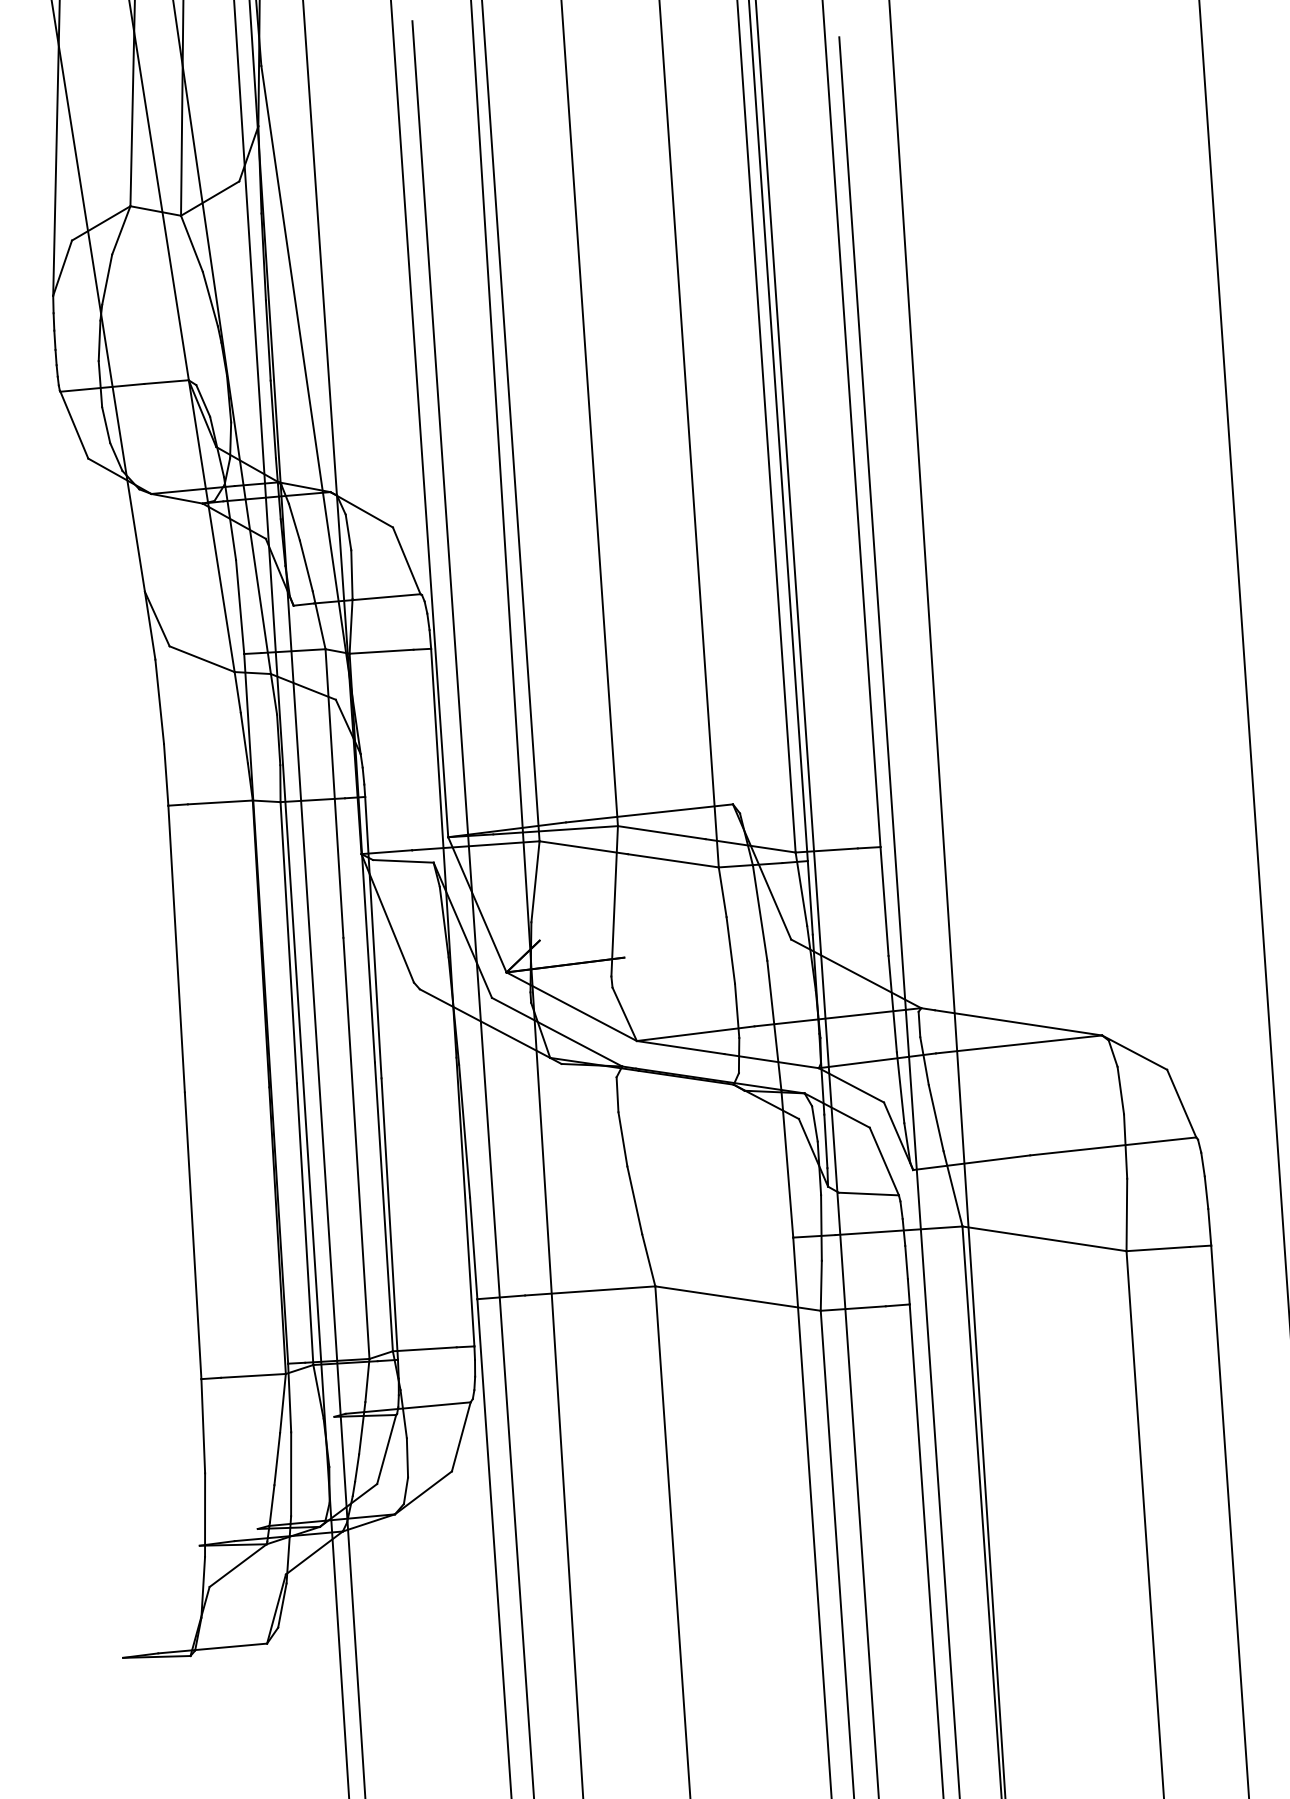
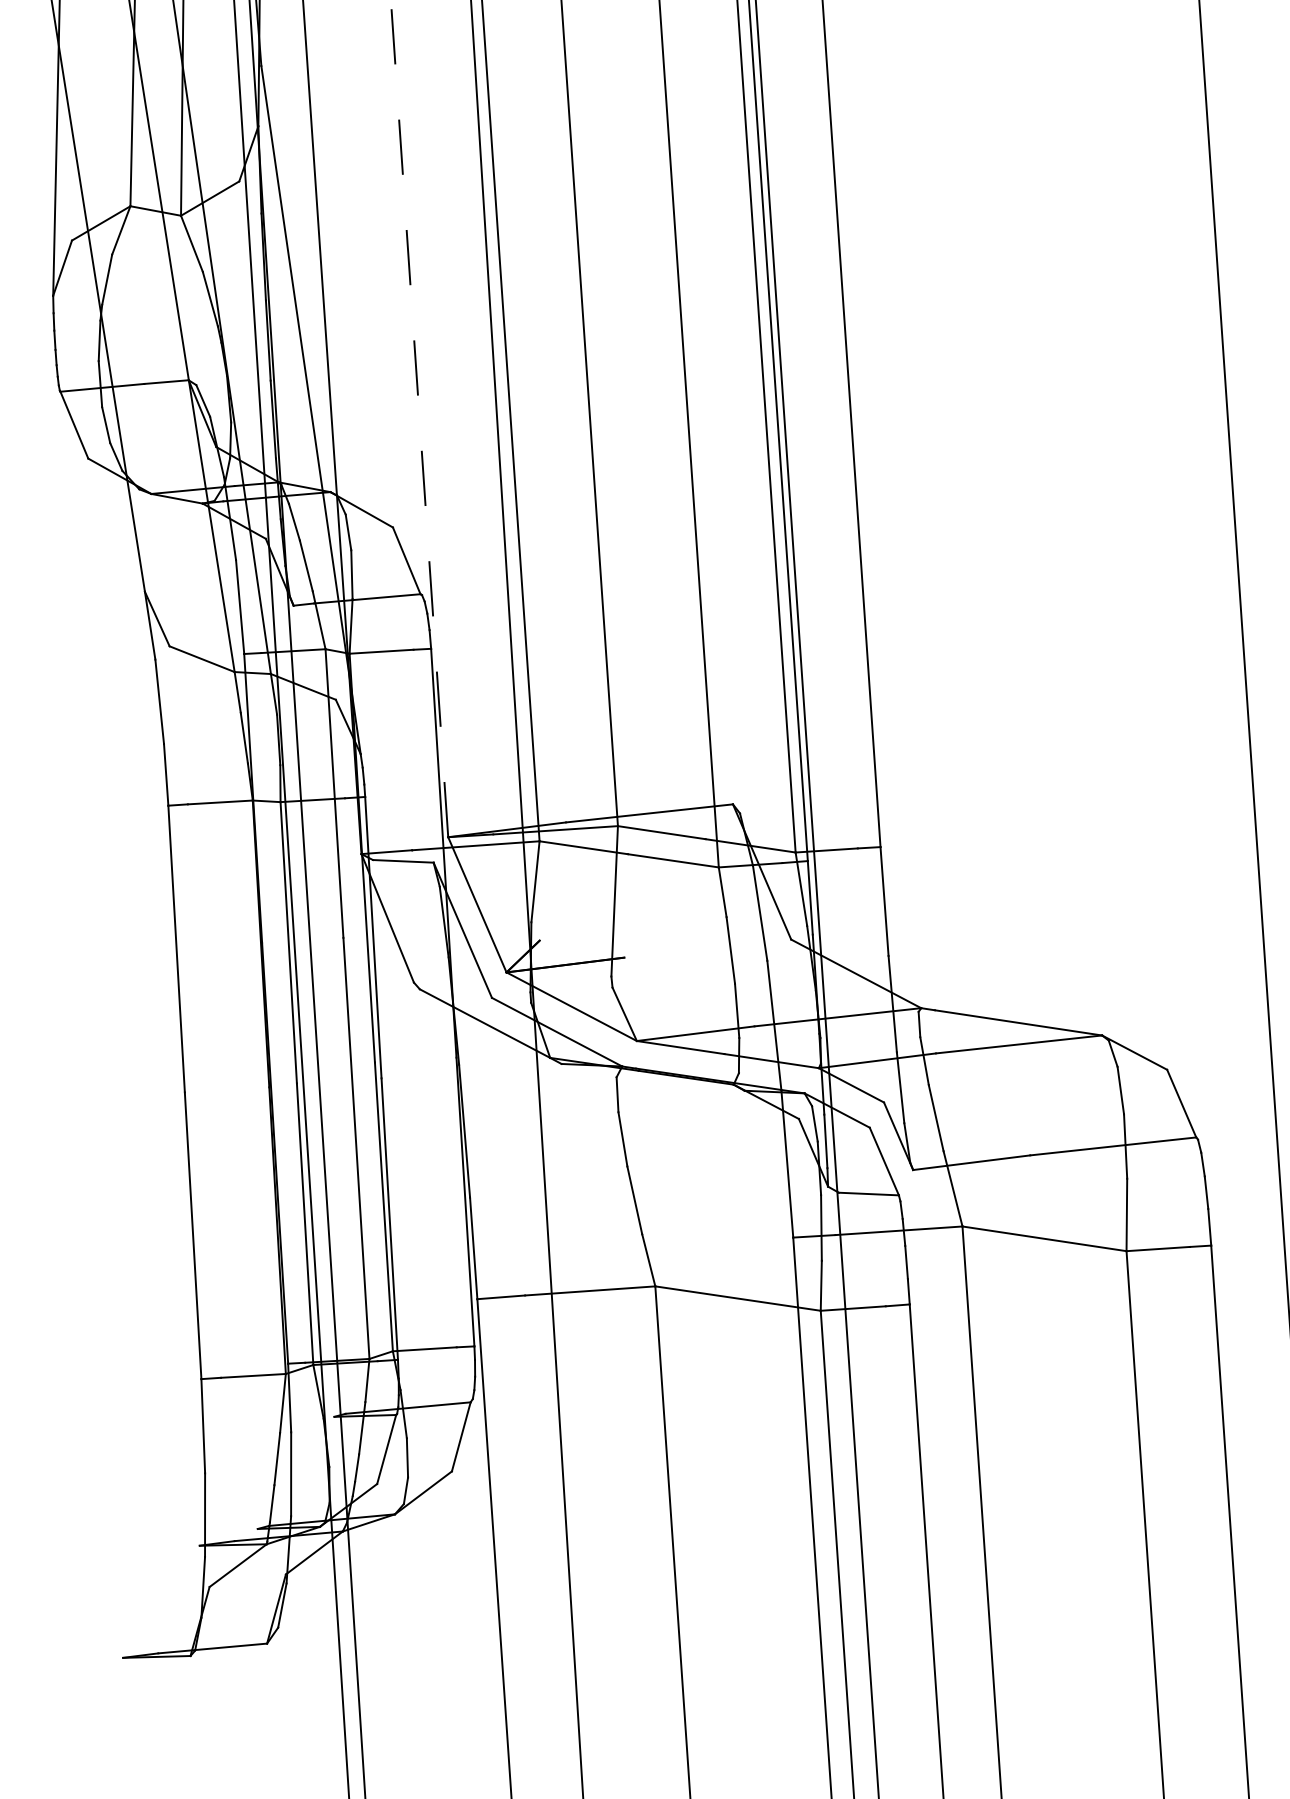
line: solid -> dashed (419, 418)
line: present -> none (947, 898)
line: present -> none (472, 908)
line: present -> none (899, 916)
